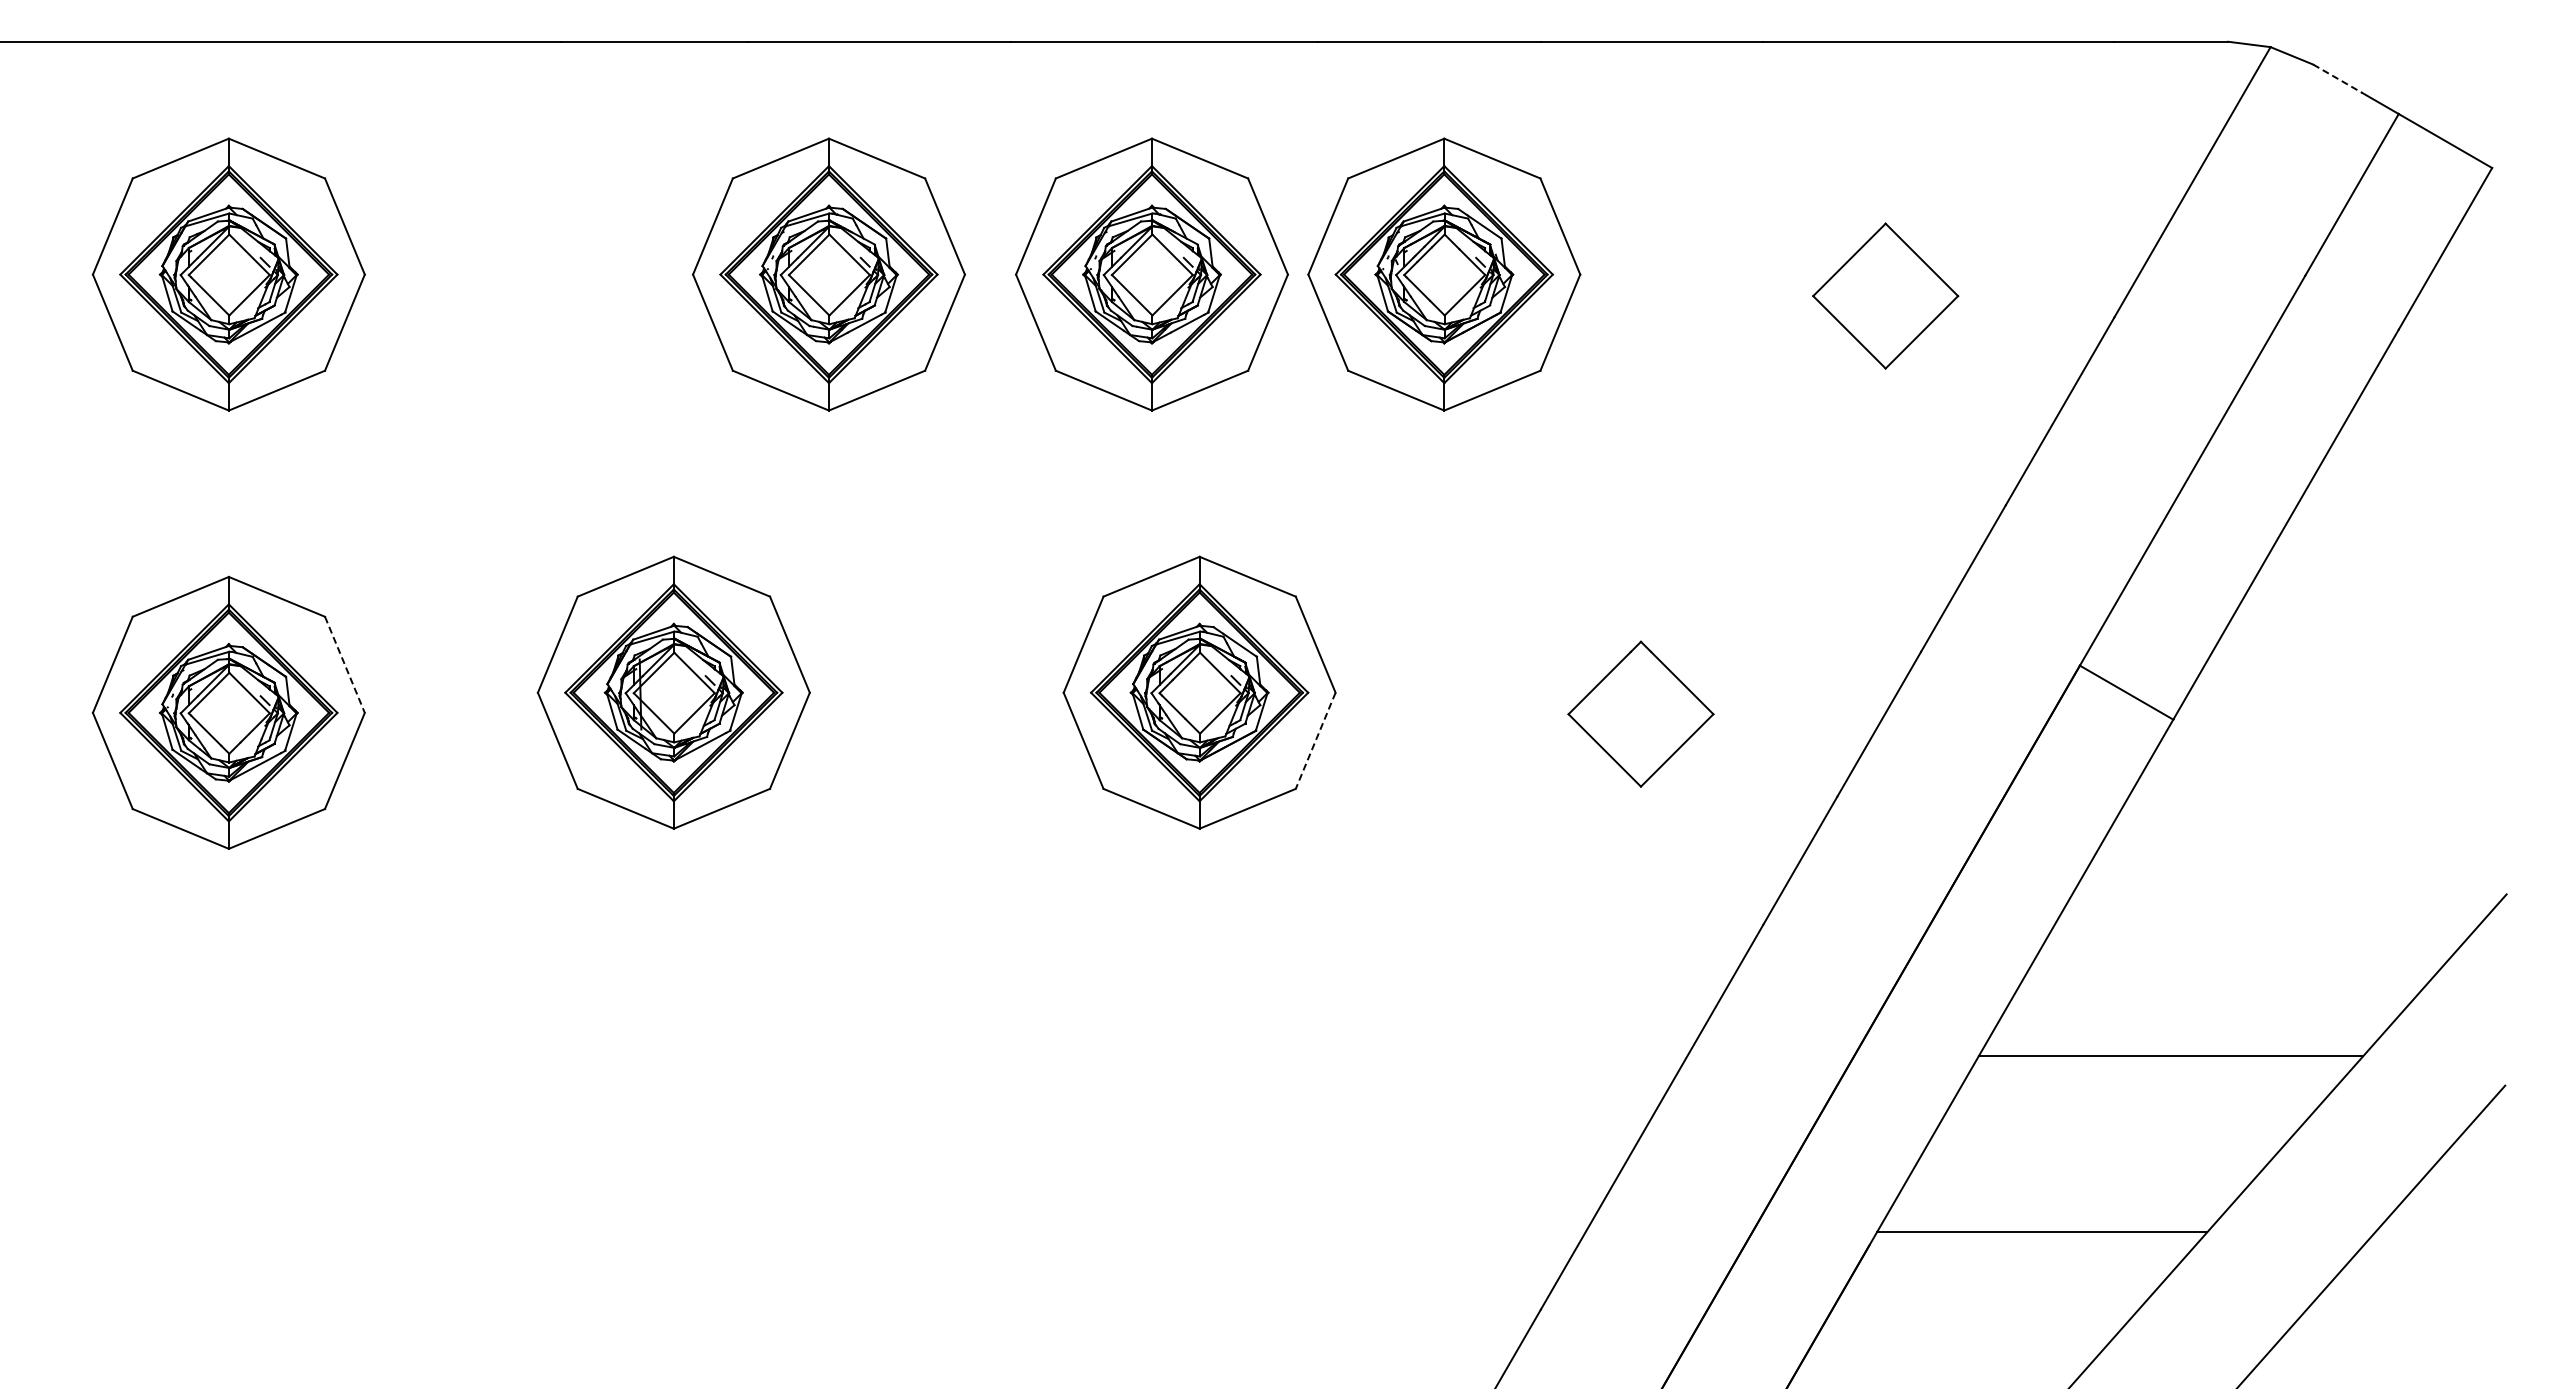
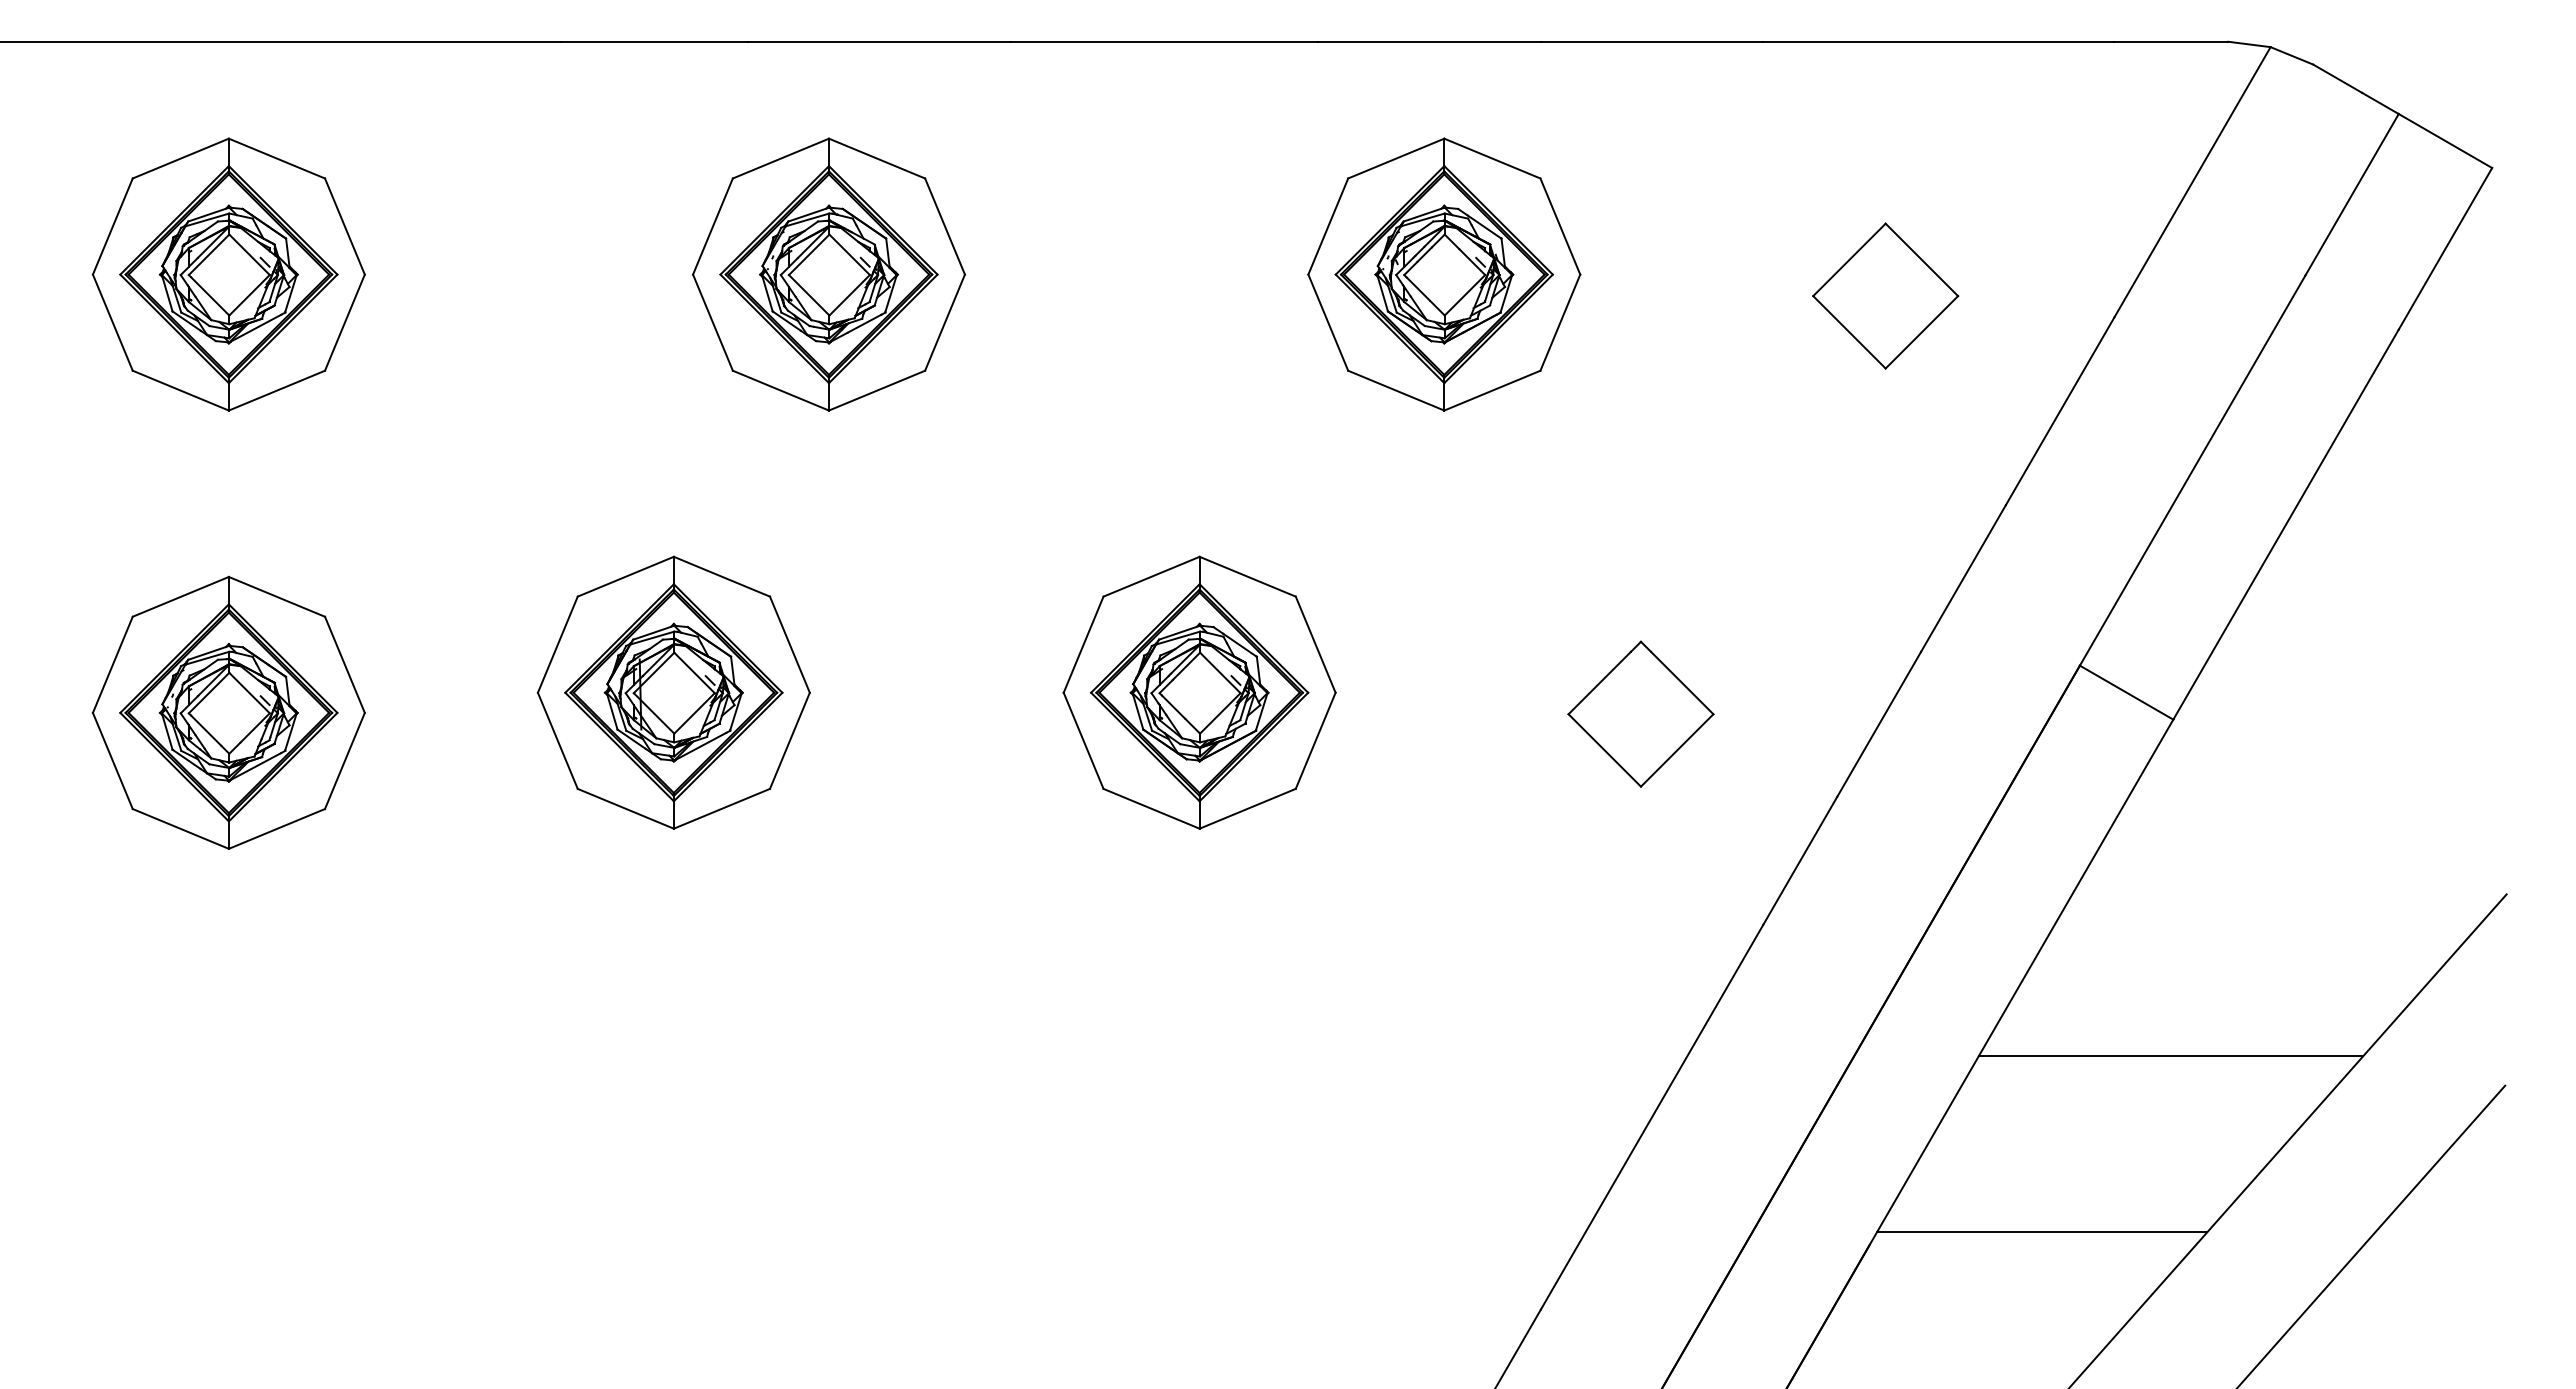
line: dashed -> solid (2338, 78)
part: present -> none (1151, 274)
line: dashed -> solid (345, 665)
line: dashed -> solid (1315, 741)
